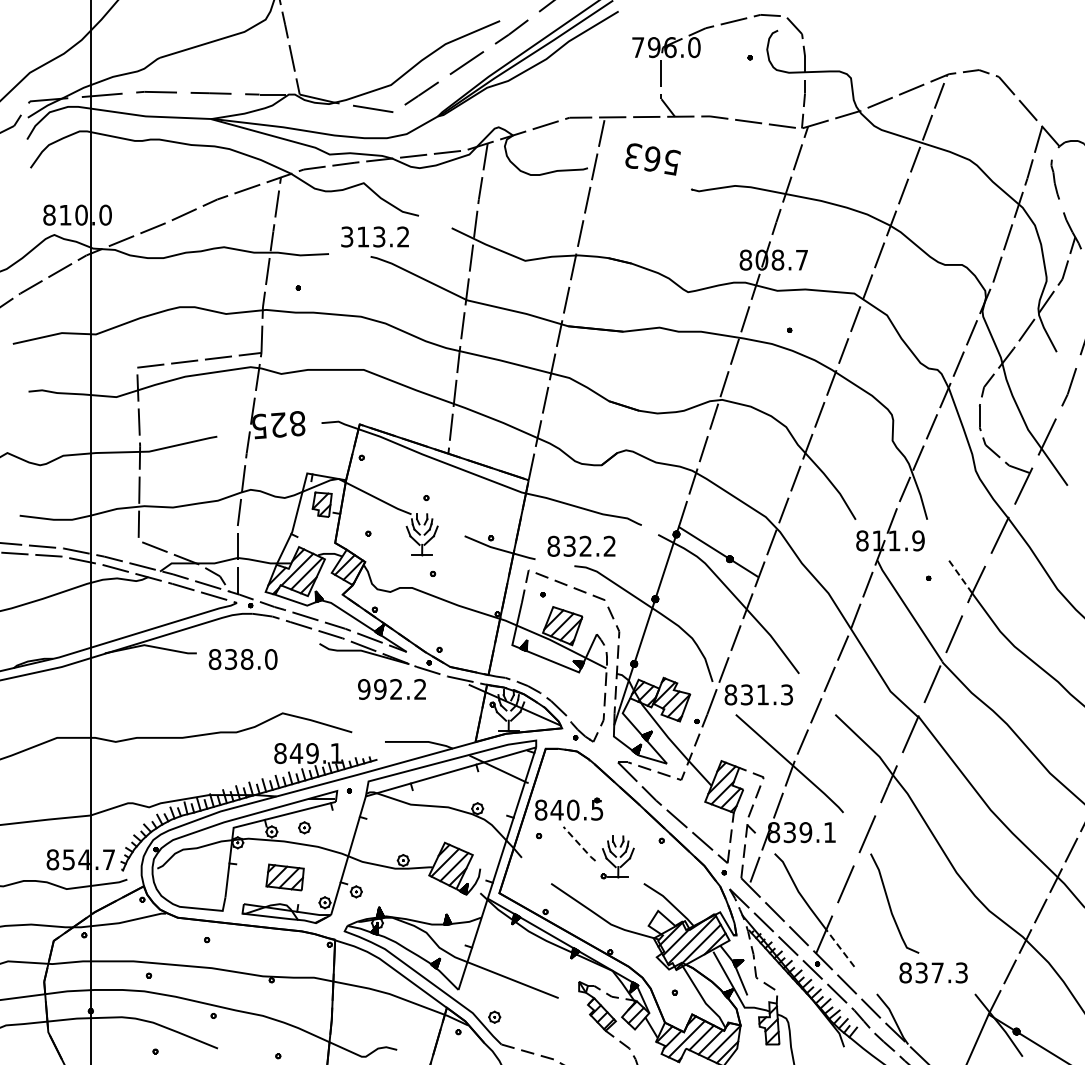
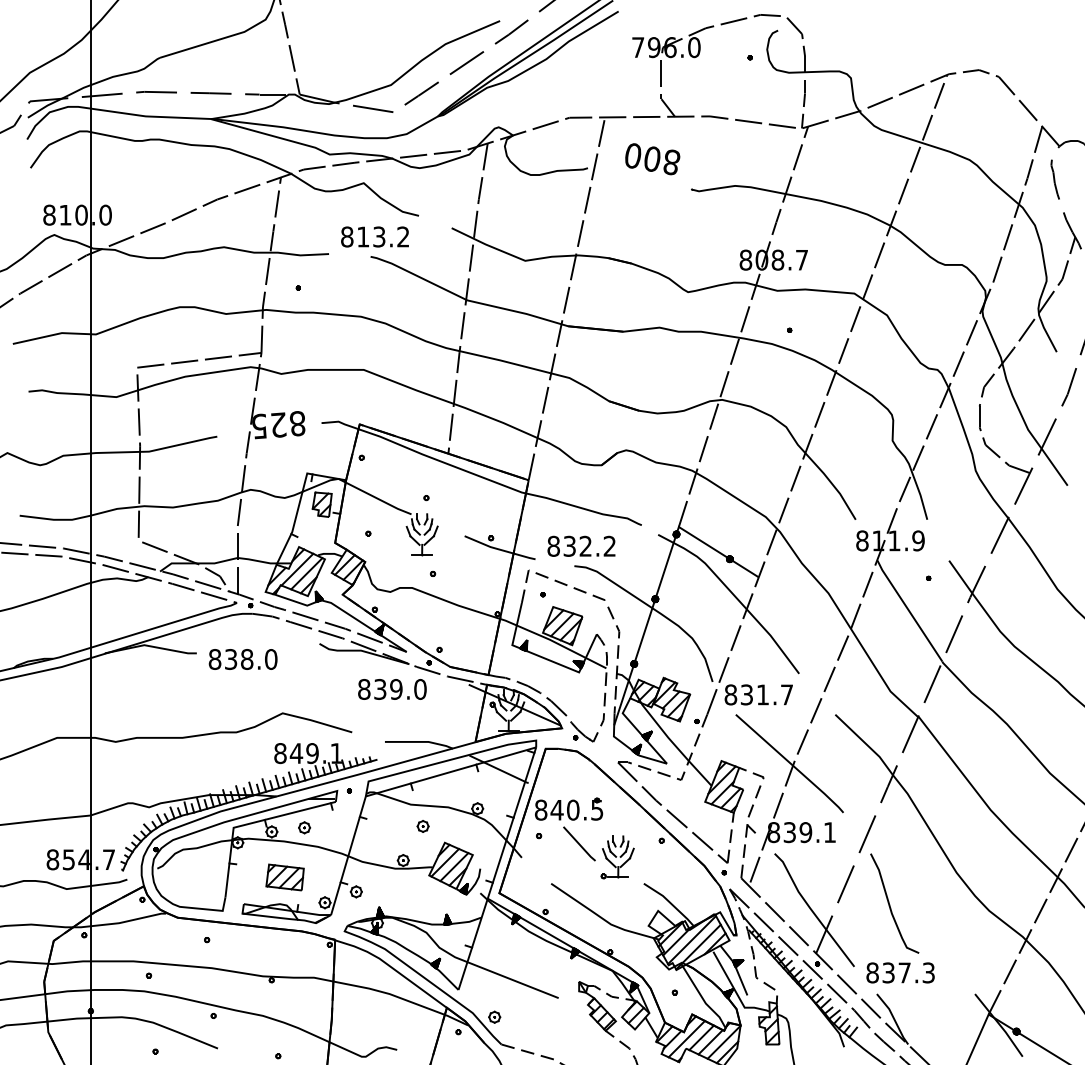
text: 563 -> 800 (652, 159)
text: 313.2 -> 813.2 (347, 236)
line: dashed -> solid (961, 577)
text: 992.2 -> 839.0 (392, 689)
text: 831.3 -> 831.7 (786, 694)
part: none -> present (422, 826)
line: dashed -> solid (579, 844)
line: dashed -> solid (840, 948)
text position: (933, 972) -> (900, 972) (900, 972)
